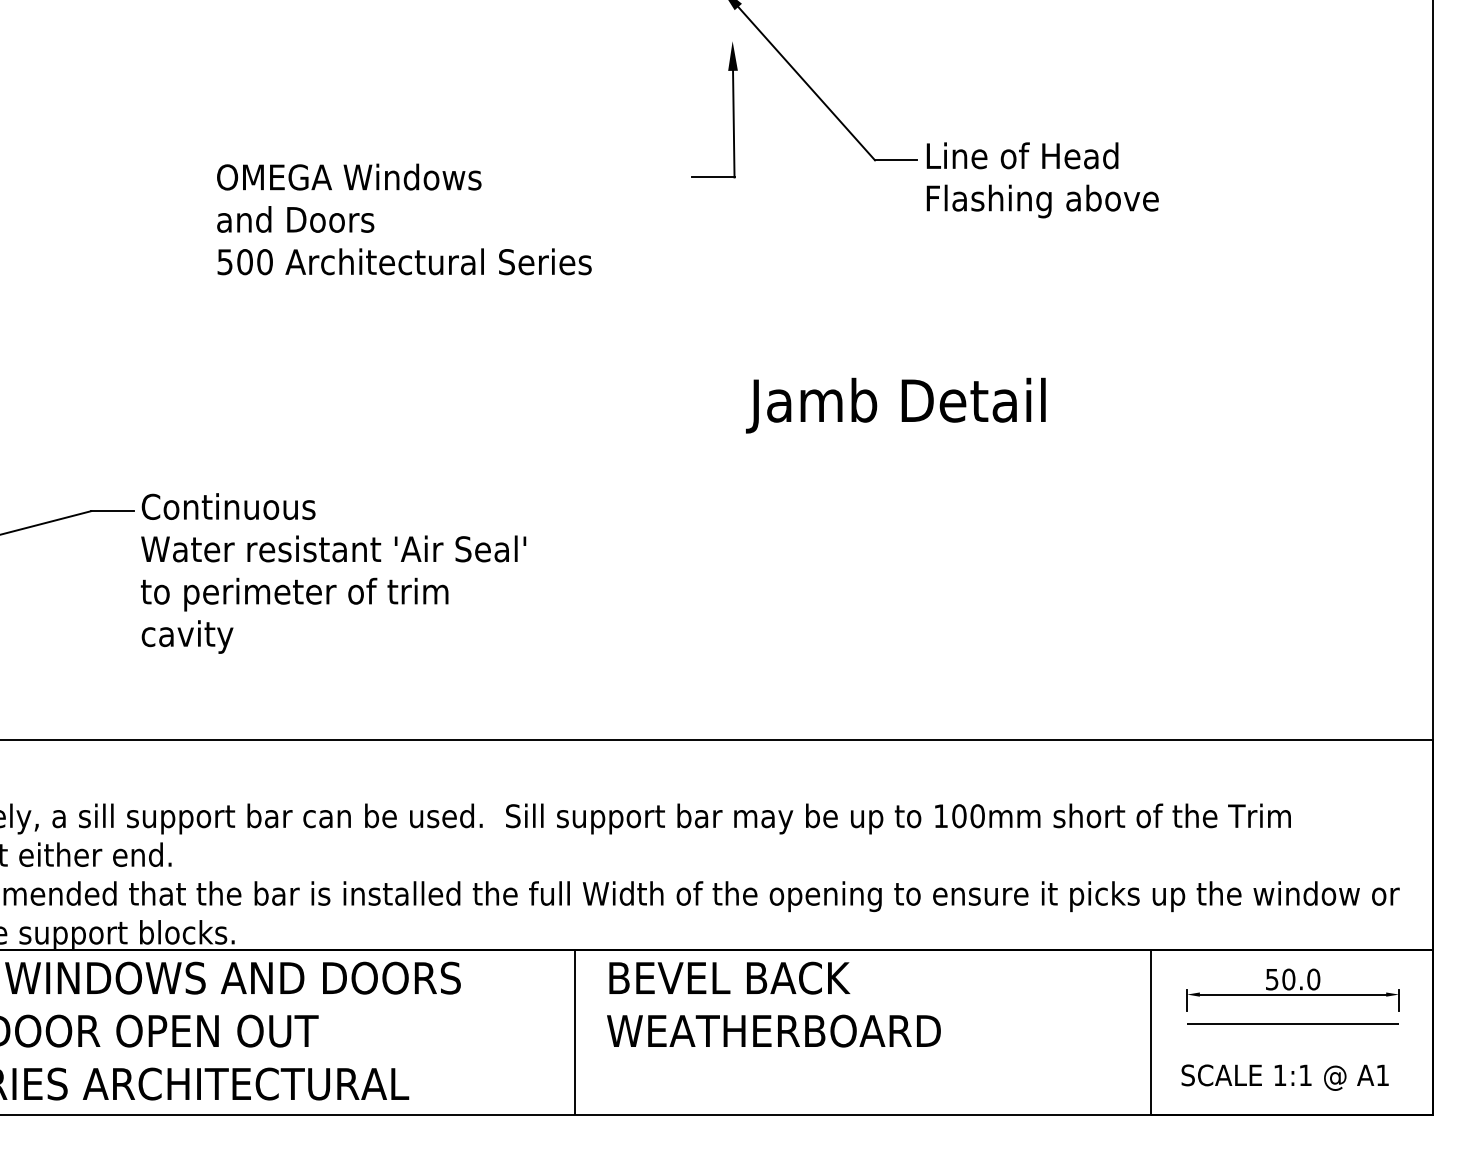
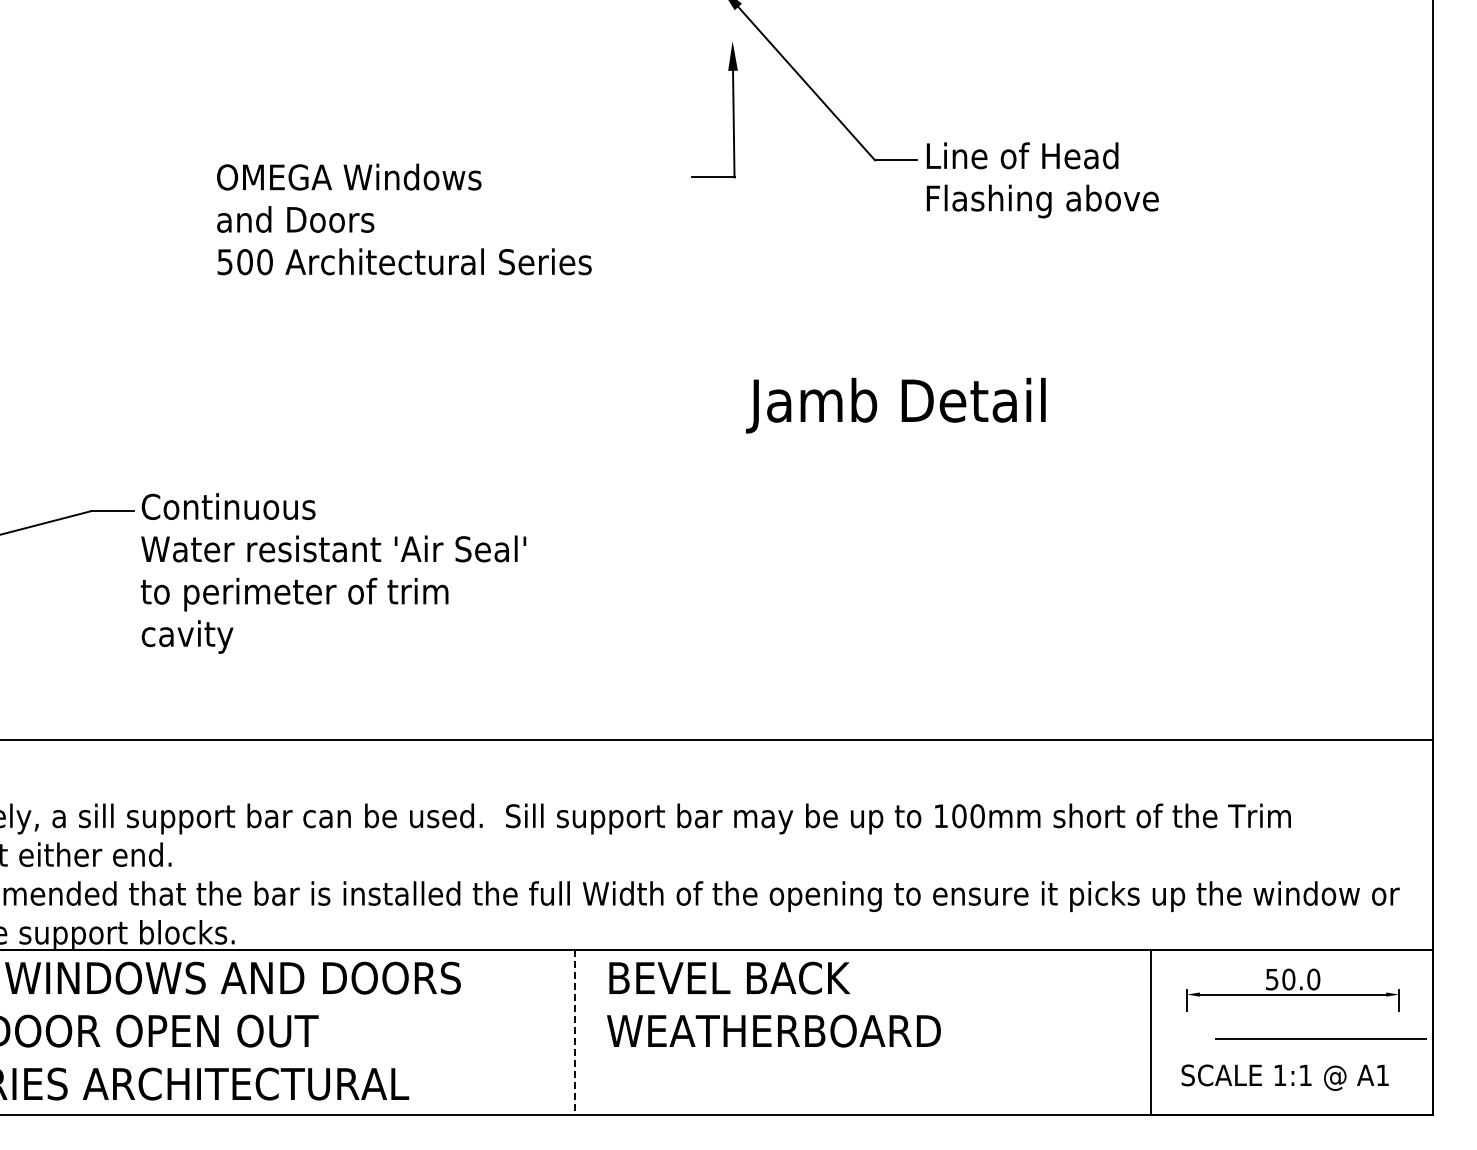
line position: (1292, 1023) -> (1320, 1038) (1320, 1038)
line: solid -> dashed (574, 1032)
